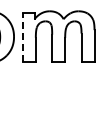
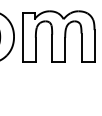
line: dashed -> solid (22, 37)
